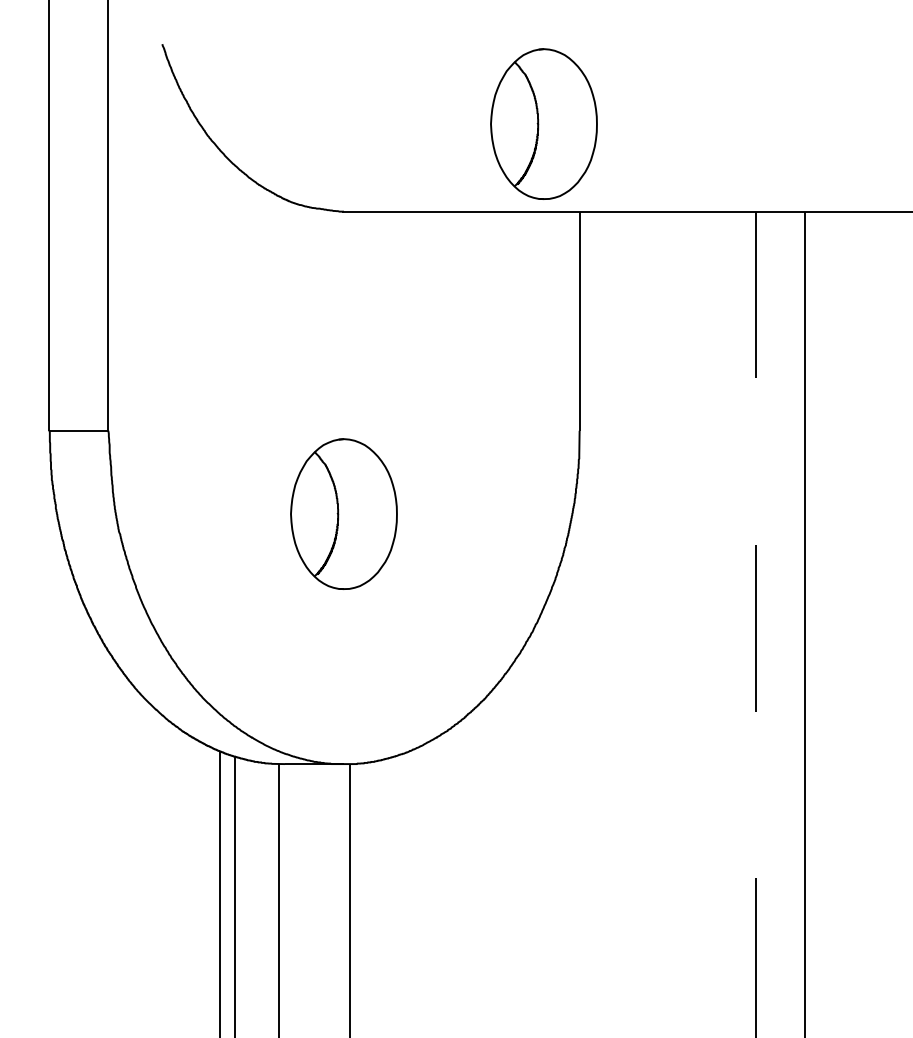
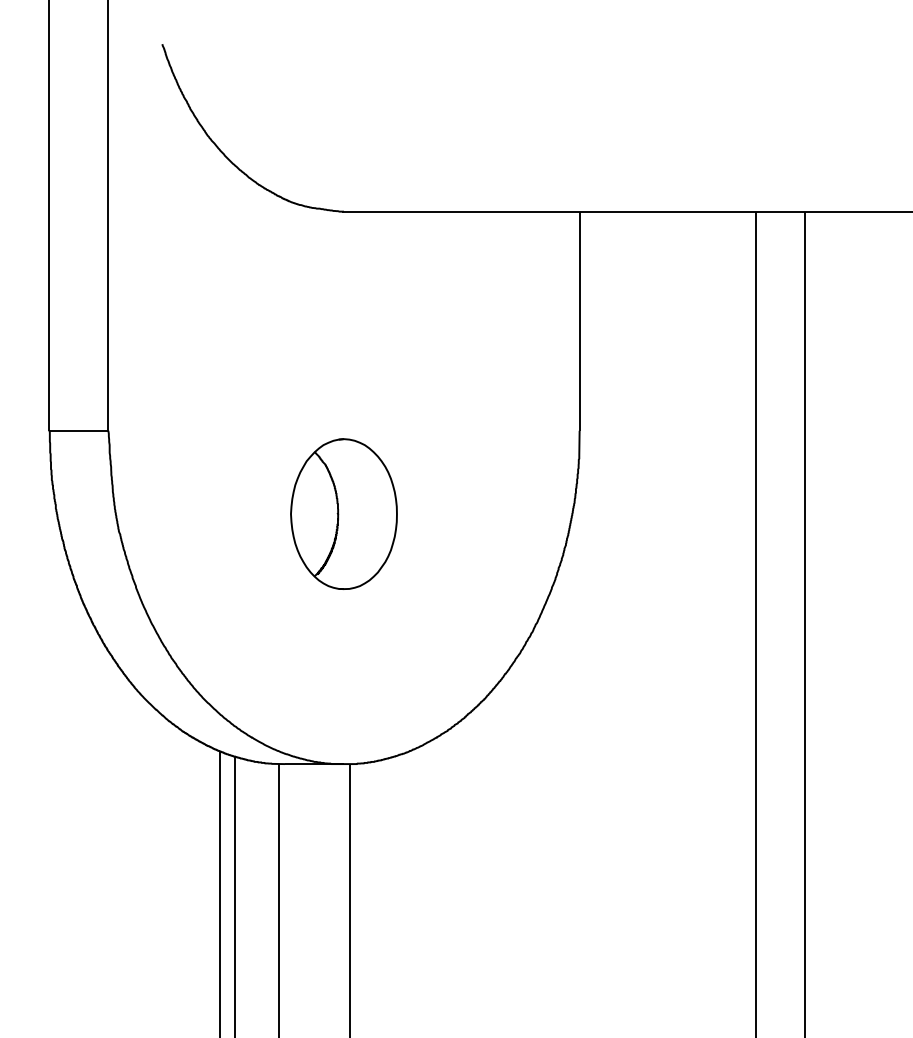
part: present -> none (543, 123)
line: dashed -> solid (756, 624)
